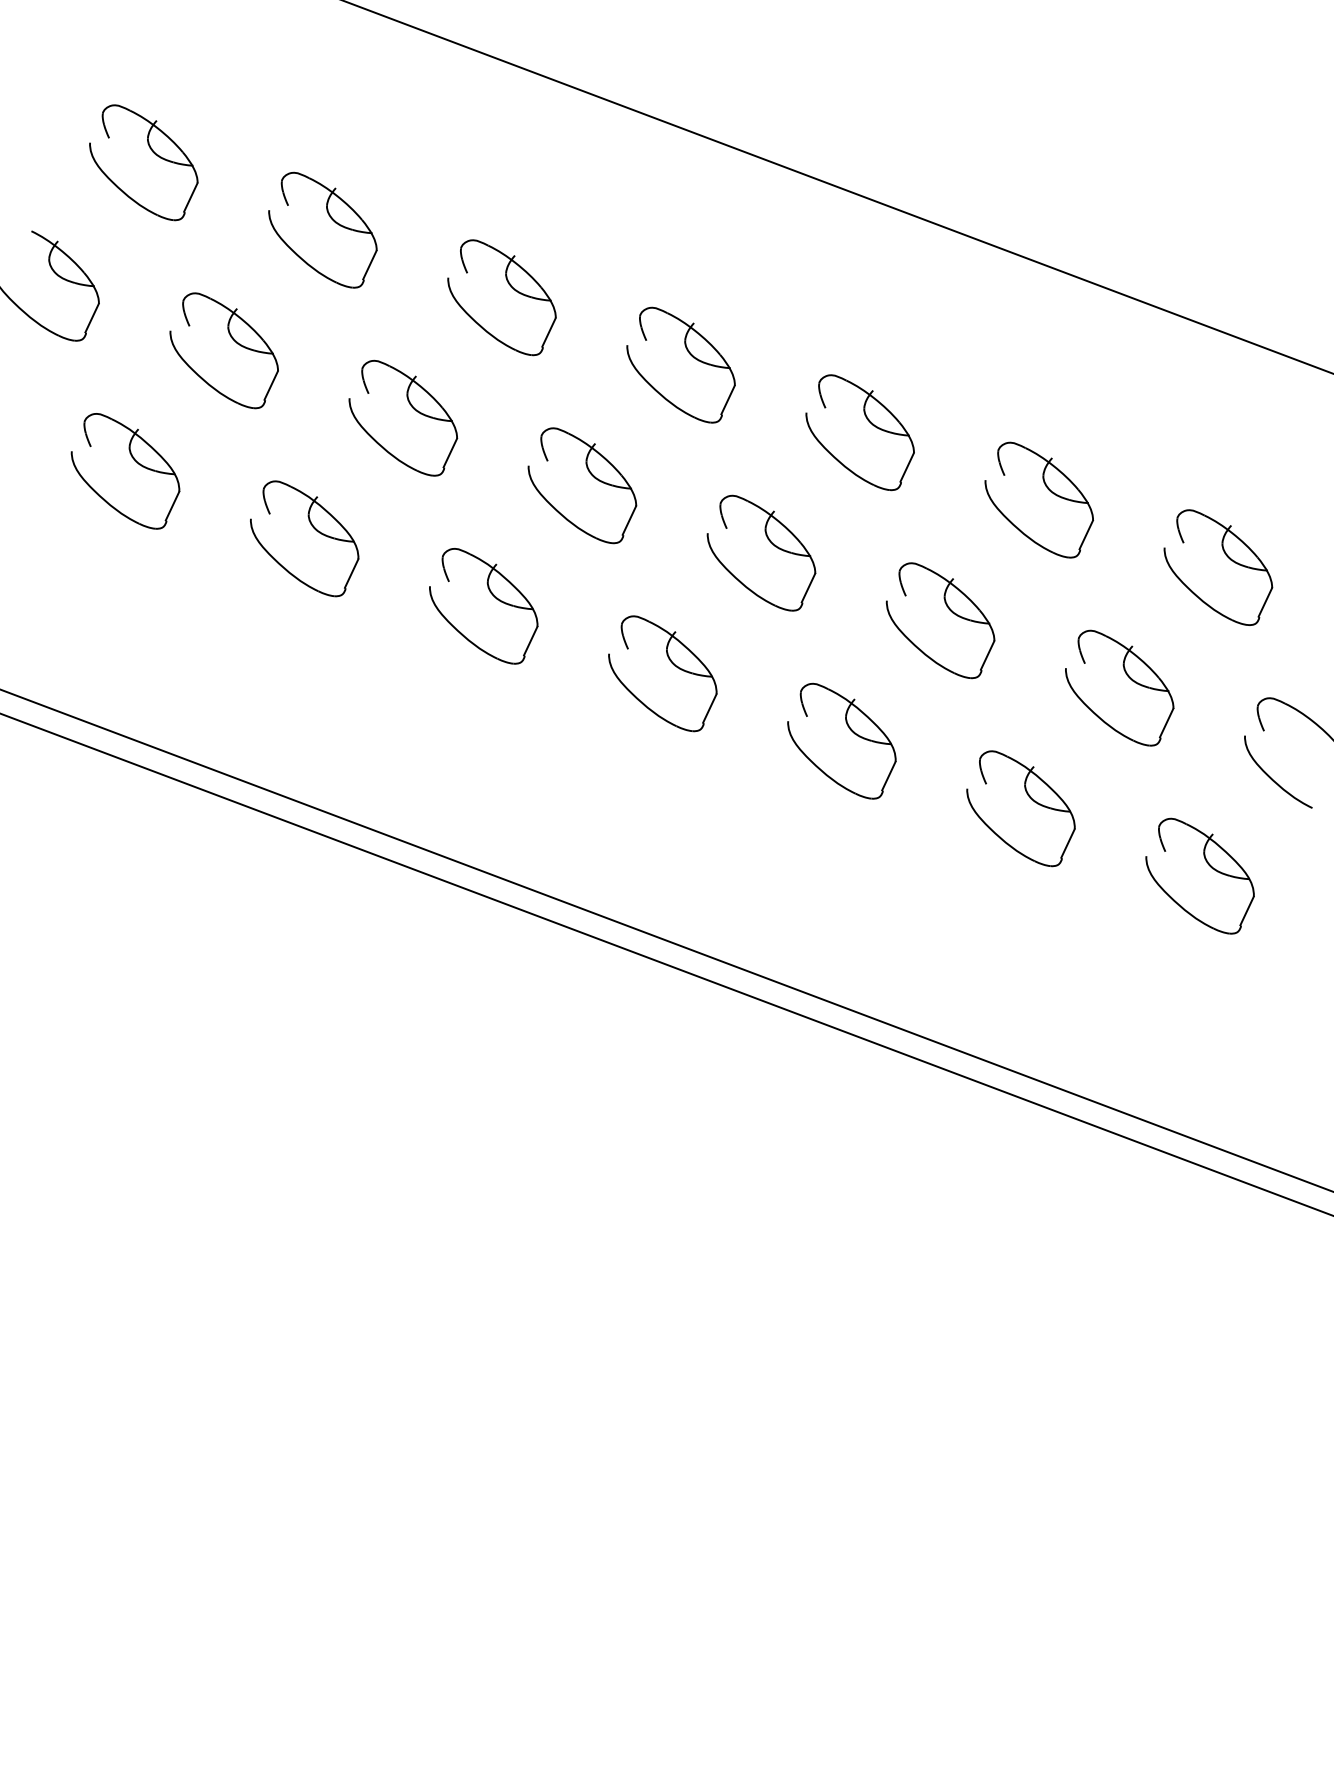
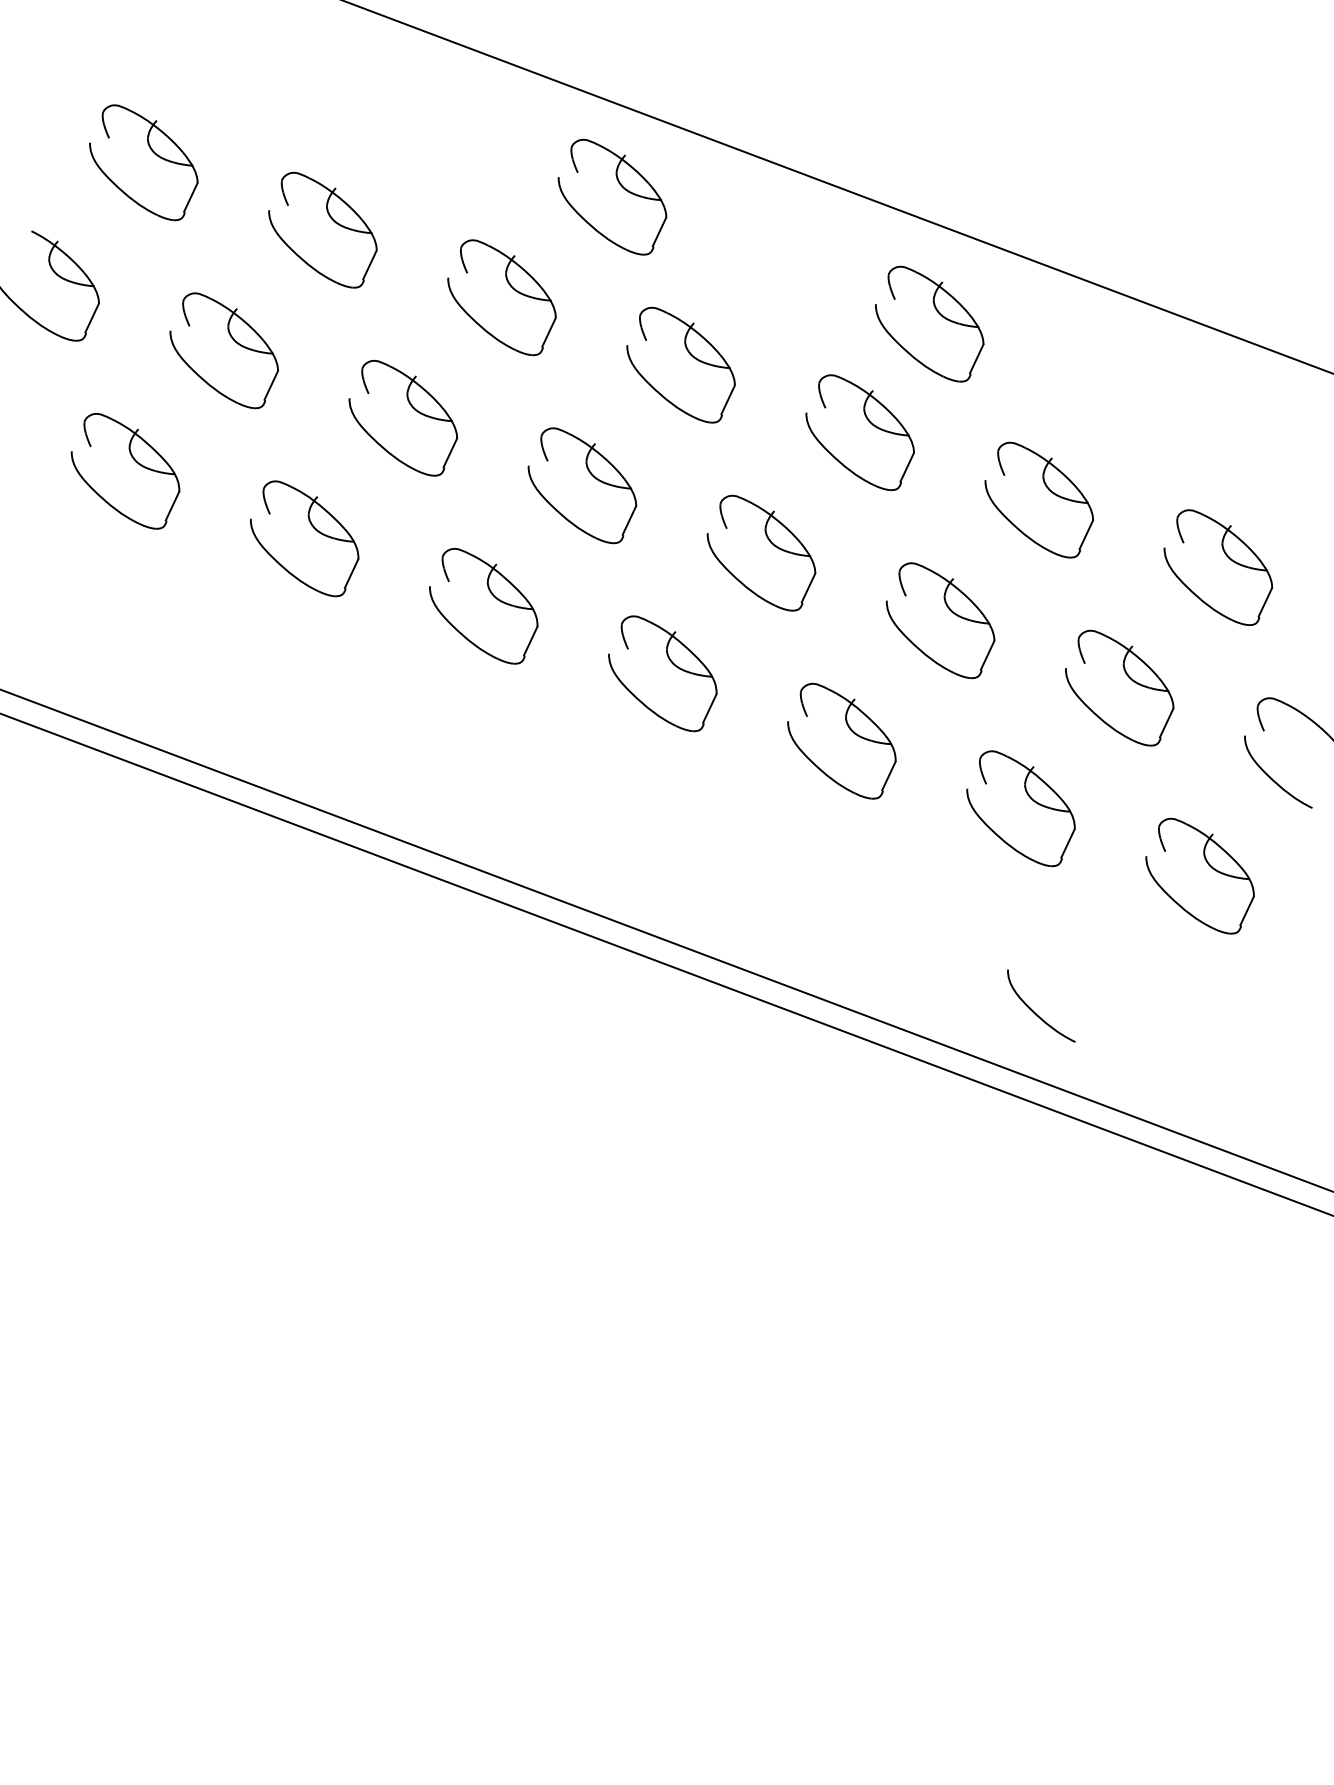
part: none -> present (621, 186)
part: none -> present (938, 313)
curve: none -> present (1034, 1011)
